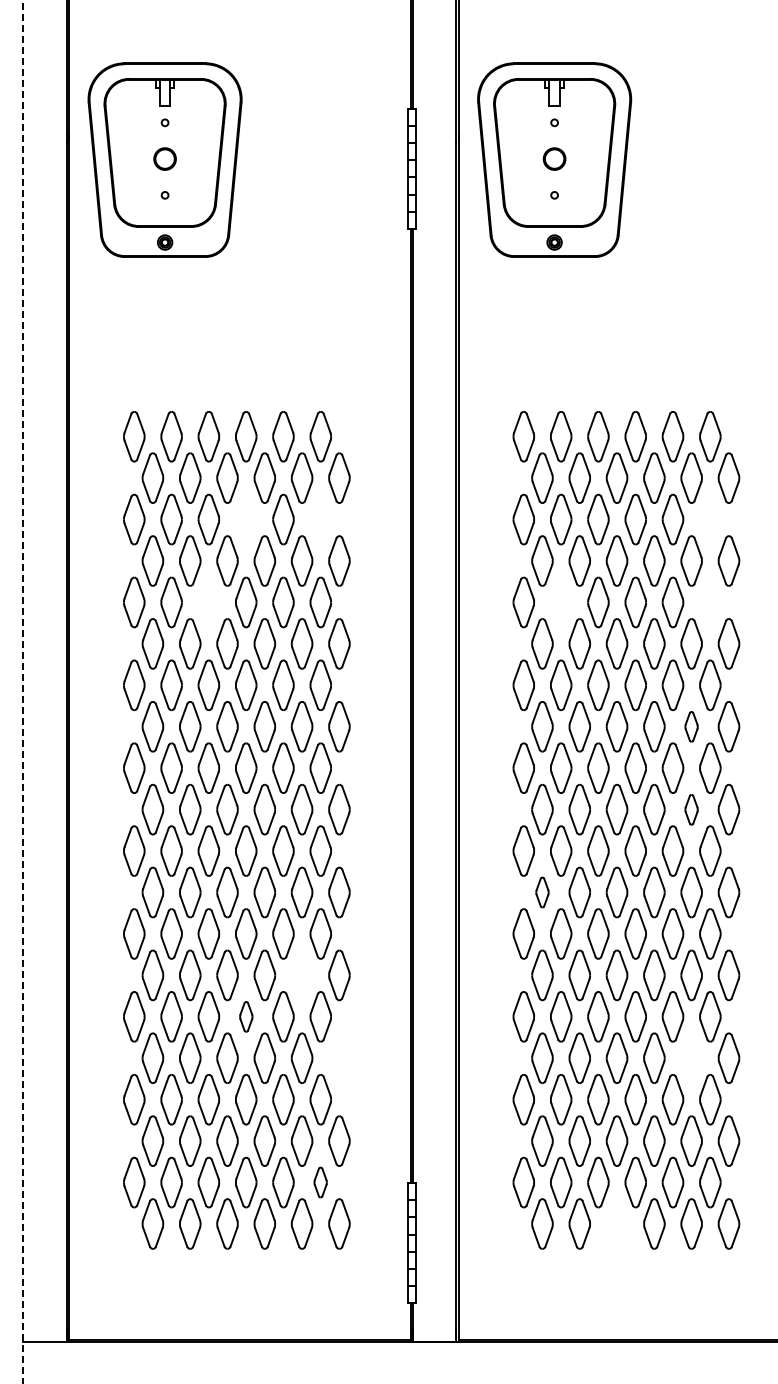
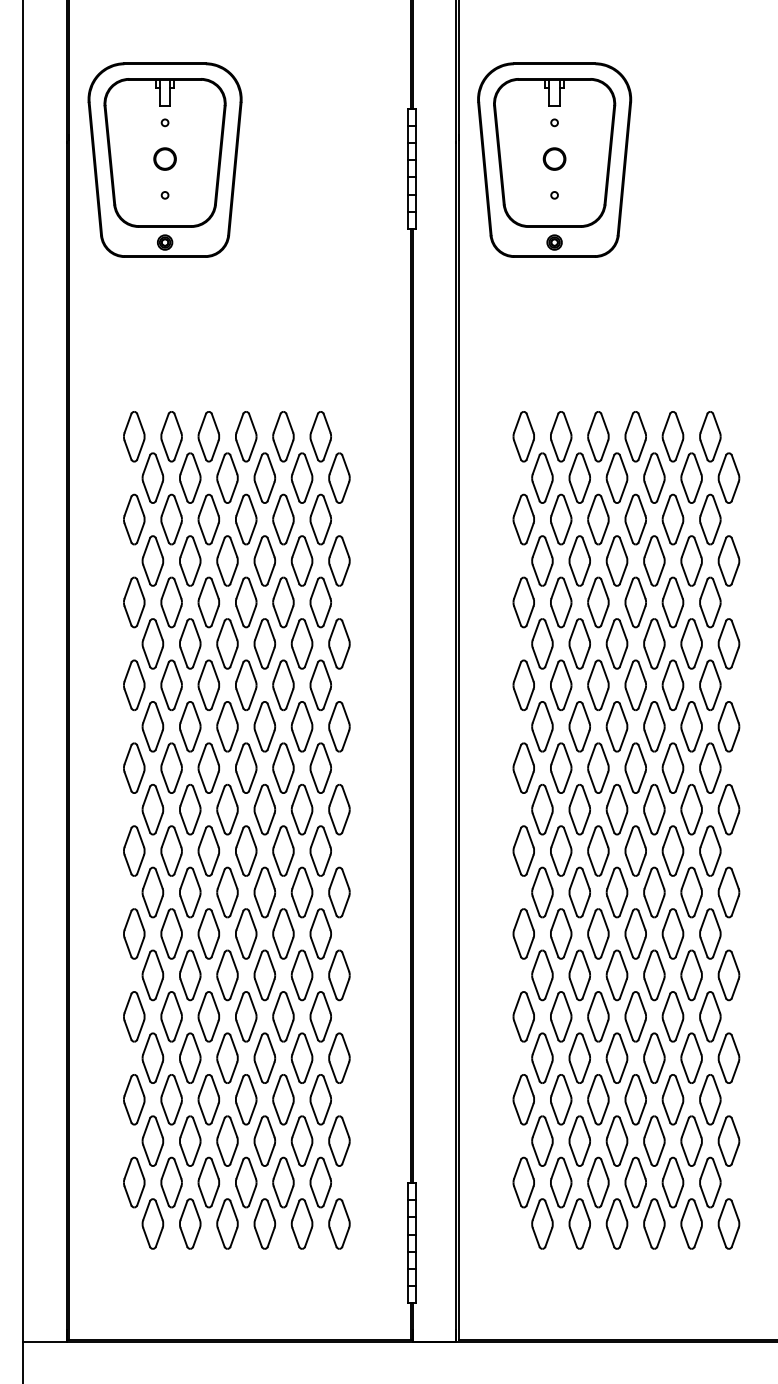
part: none -> present (246, 519)
part: none -> present (320, 519)
part: none -> present (710, 519)
part: none -> present (208, 602)
part: none -> present (561, 602)
part: none -> present (710, 602)
line: dashed -> solid (23, 692)
part size: 15x32 px -> 23x52 px (691, 726)
part size: 15x32 px -> 23x52 px (691, 809)
part size: 15x33 px -> 23x53 px (542, 892)
part: none -> present (301, 975)
part size: 15x32 px -> 23x52 px (246, 1016)
part: none -> present (339, 1057)
part: none -> present (691, 1057)
part size: 15x33 px -> 23x53 px (320, 1182)
part: none -> present (616, 1223)
